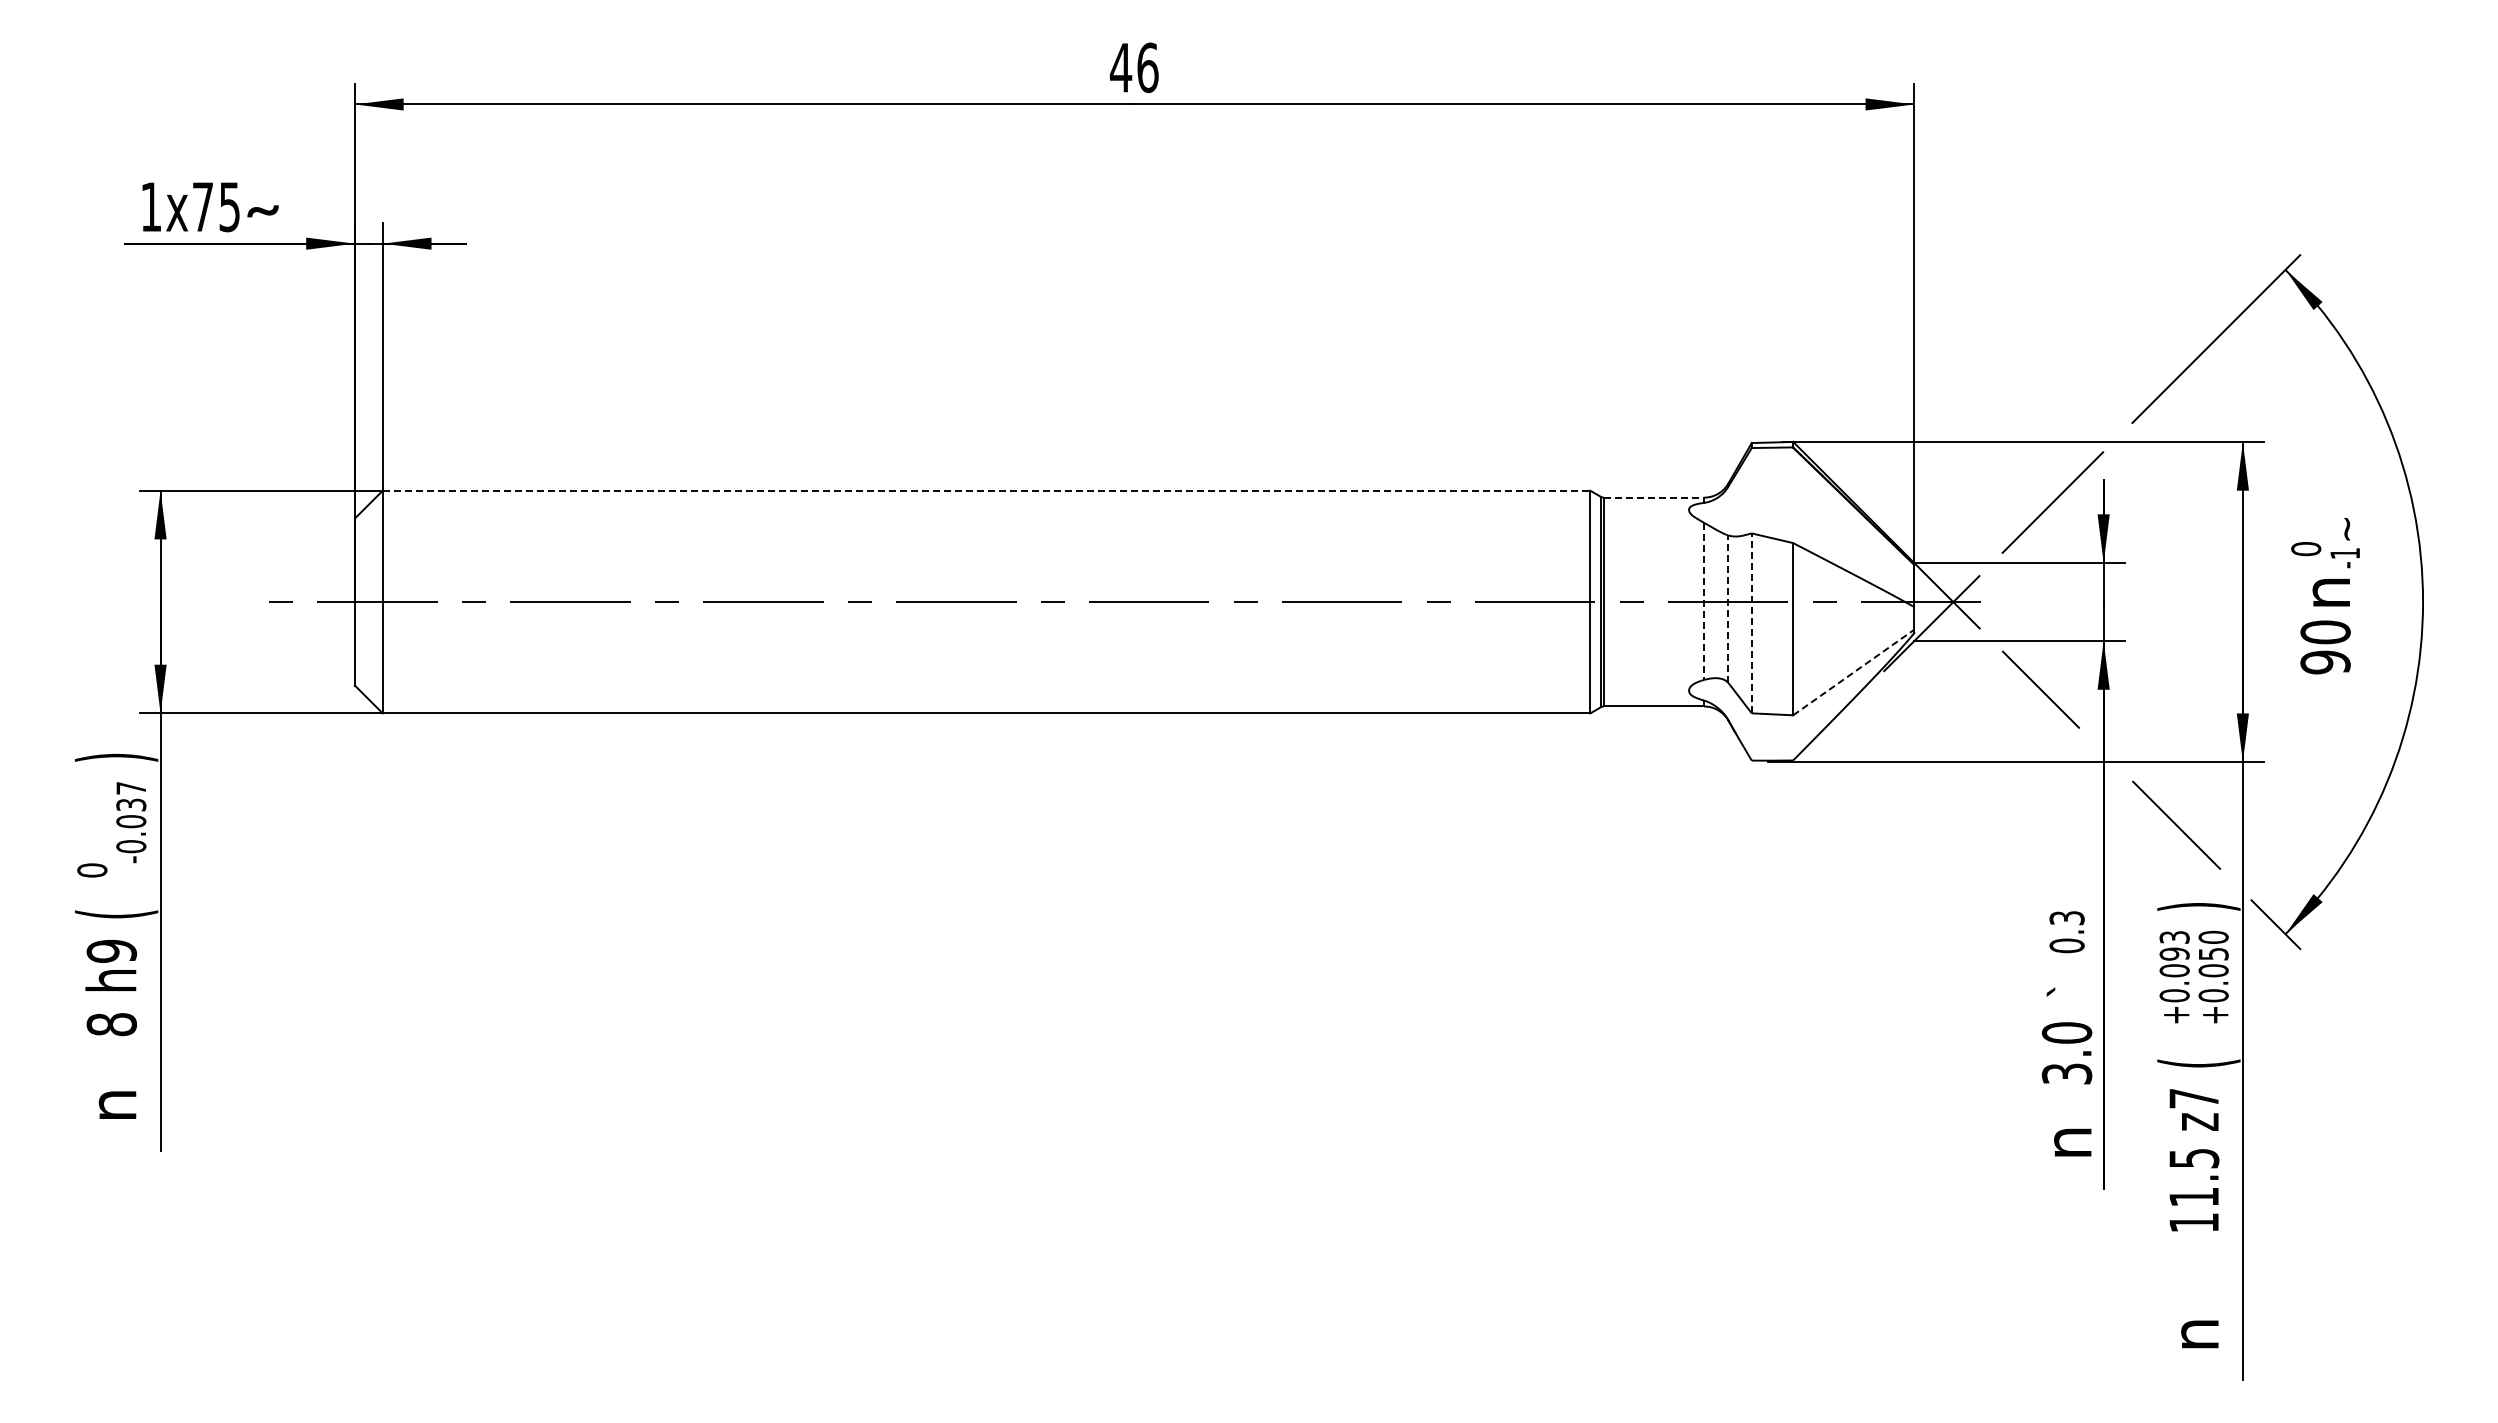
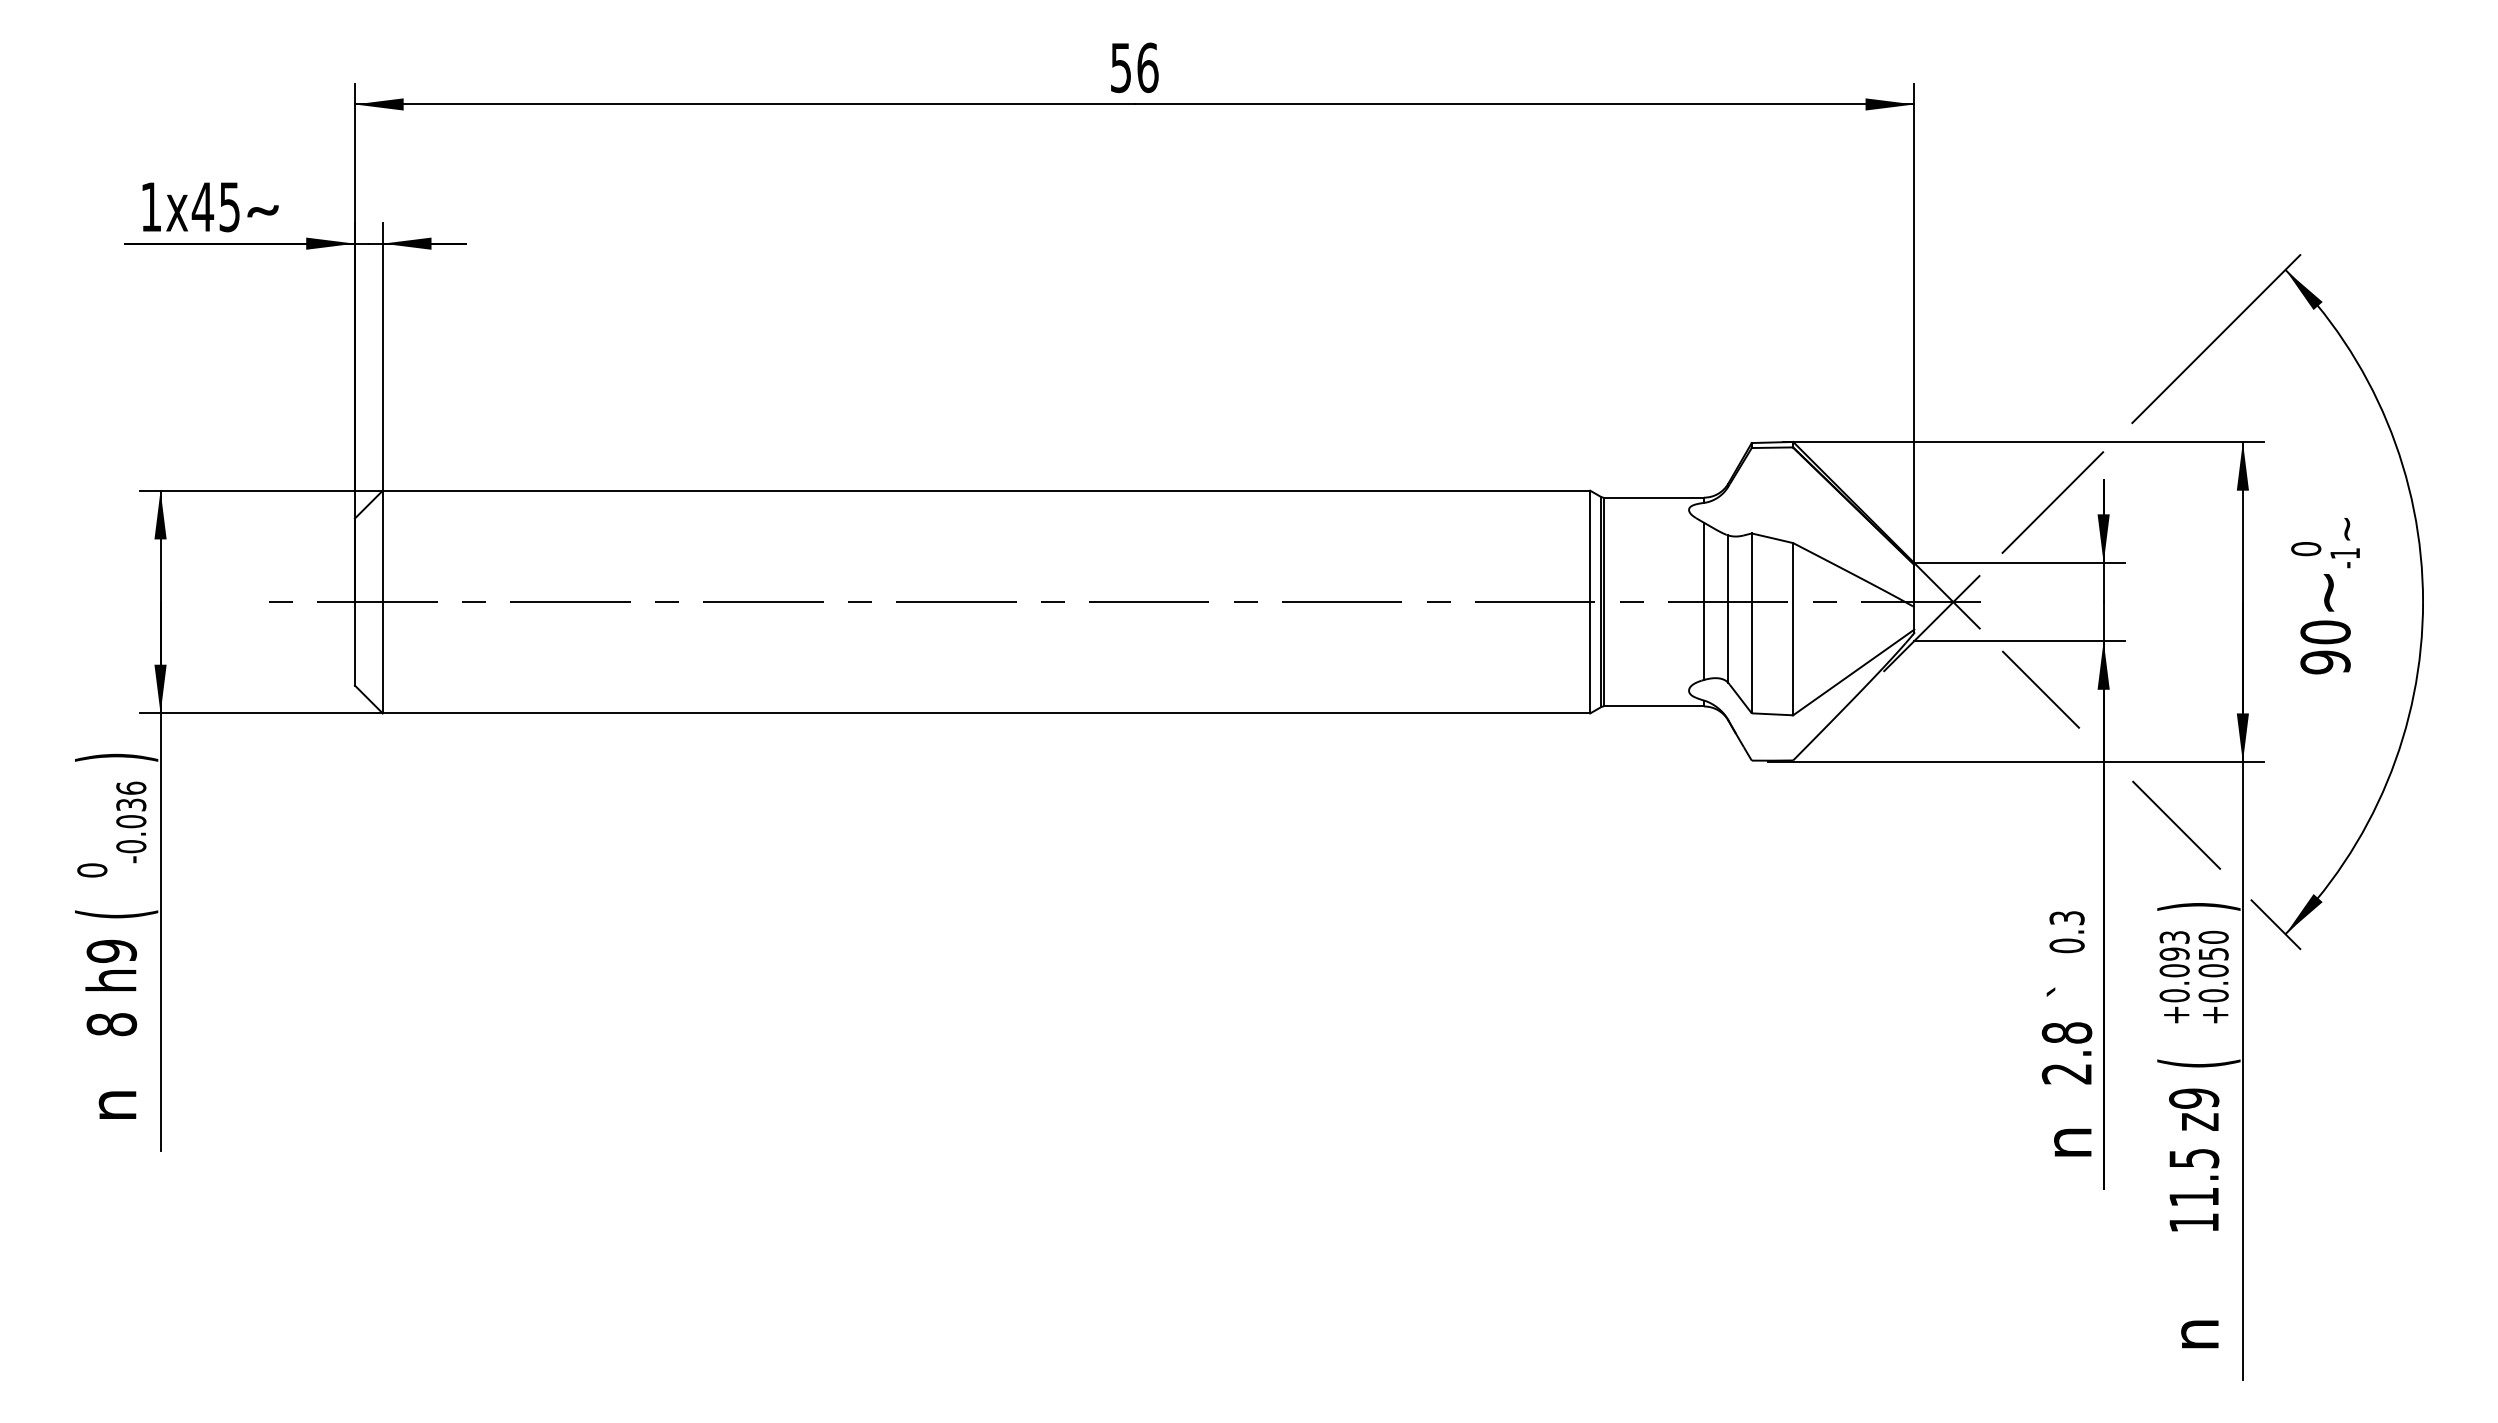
text: 46 -> 56 (1121, 68)
text: 1x75 -> 1x45 (202, 206)
line: dashed -> solid (986, 490)
line: dashed -> solid (1654, 497)
text: n -> ~ (2330, 592)
line: dashed -> solid (1704, 601)
line: dashed -> solid (1728, 609)
line: dashed -> solid (1751, 623)
line: dashed -> solid (1854, 672)
text: -0.037 -> -0.036 (131, 787)
text: 3.0 -> 2.8 (2067, 1053)
text: z7 -> z9 (2194, 1098)
